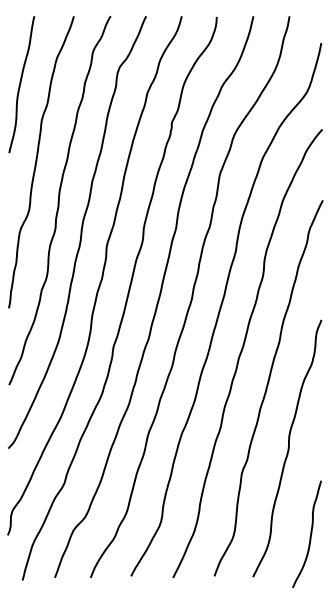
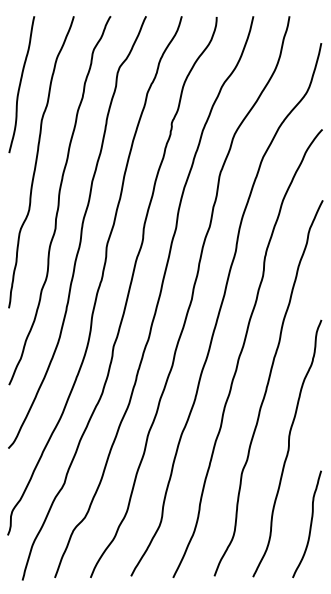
curve position: (309, 536) -> (309, 526) (309, 526)
